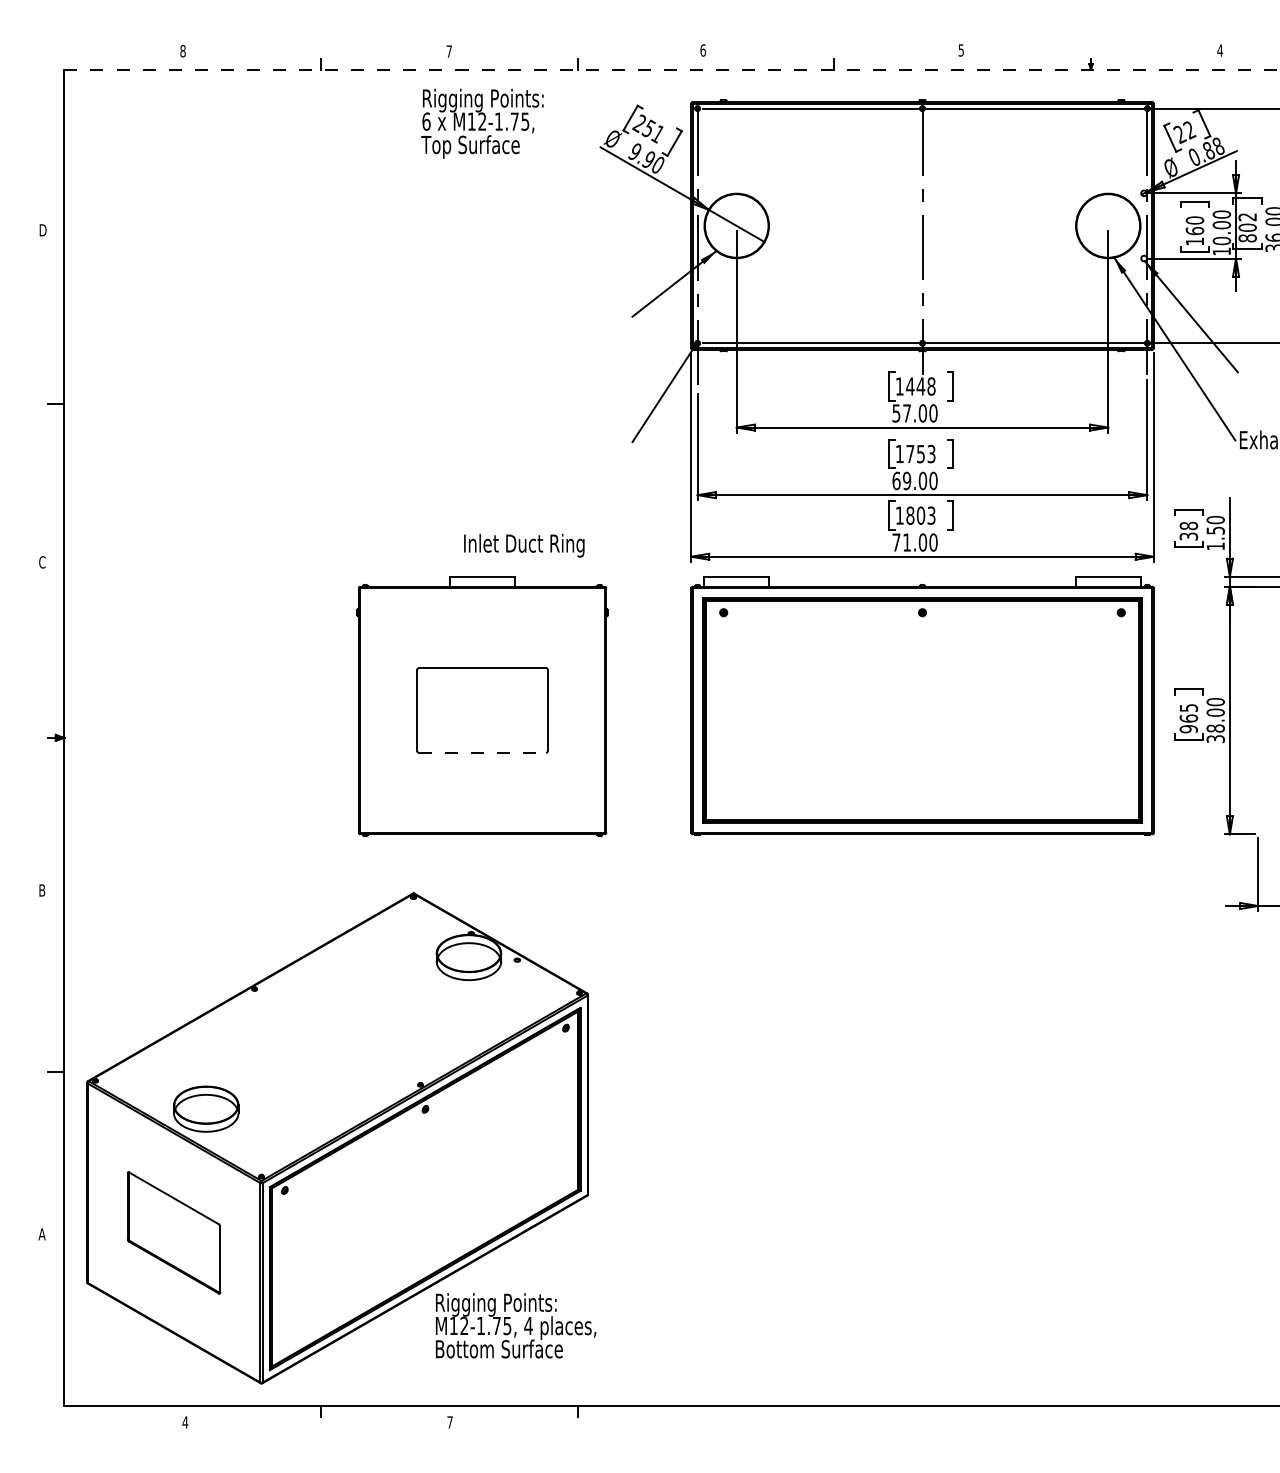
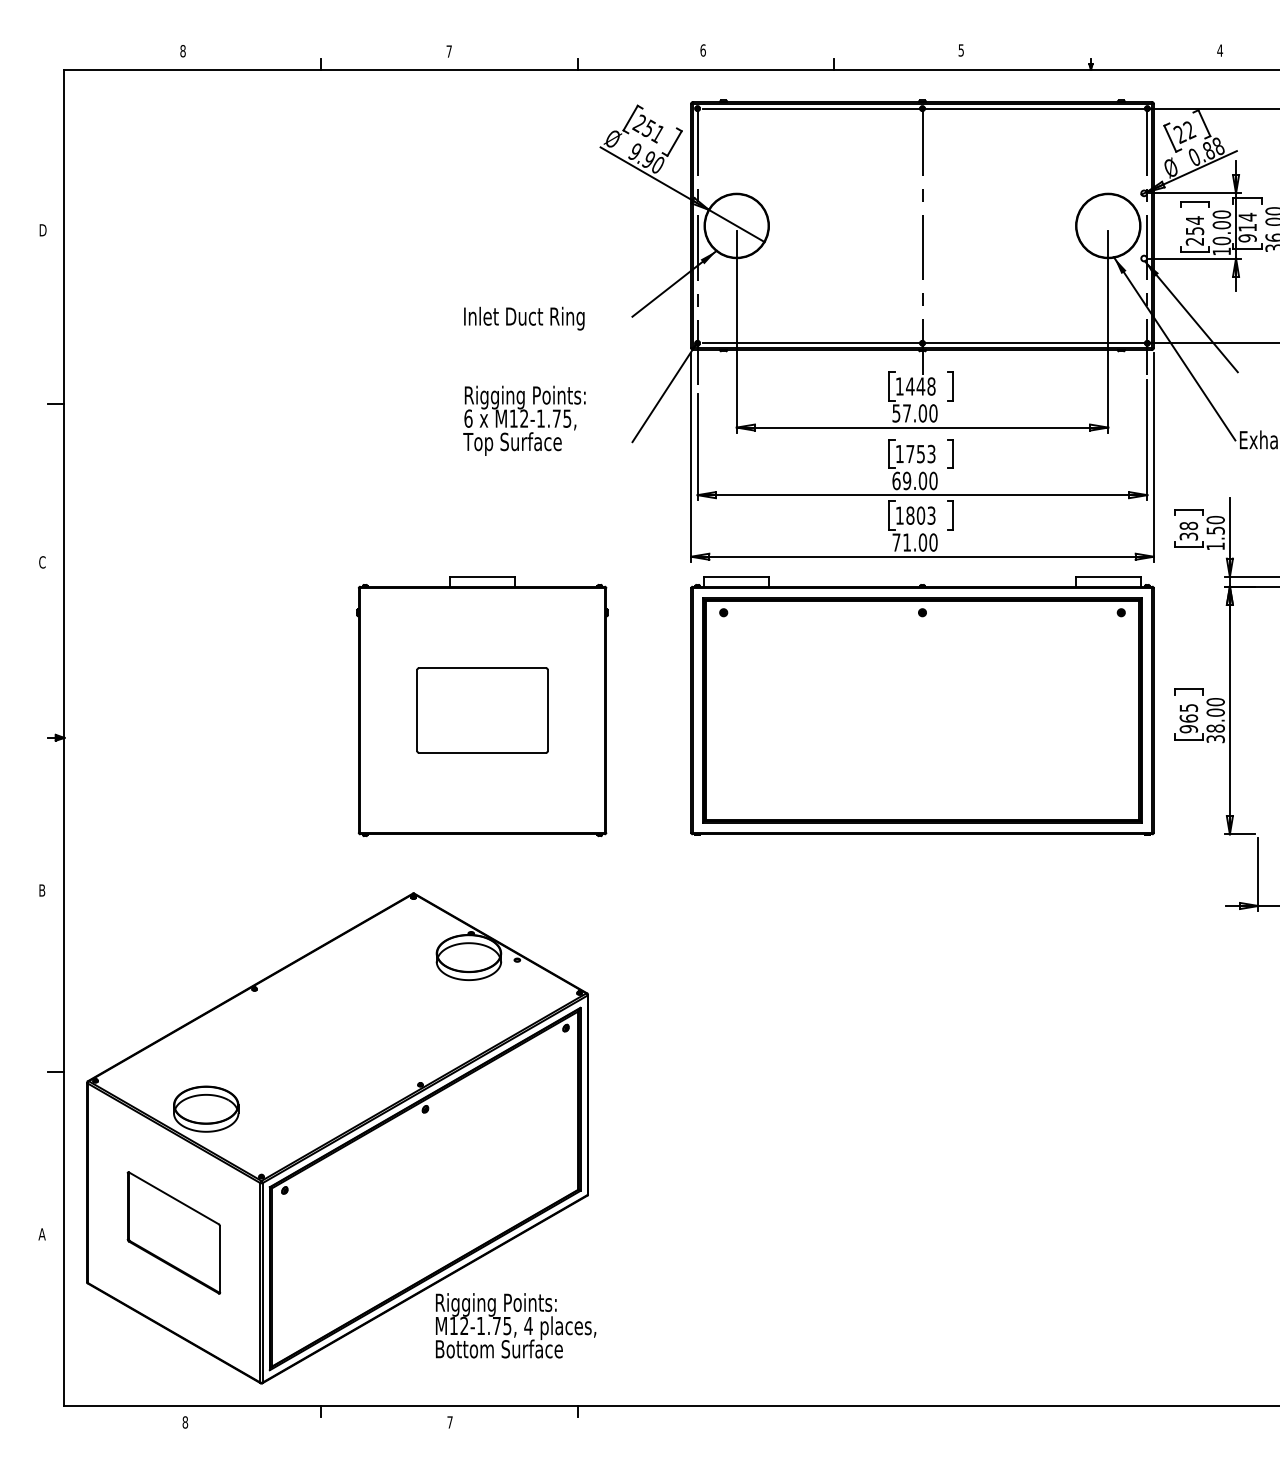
line: dashed -> solid (672, 69)
text position: (482, 123) -> (524, 420) (524, 420)
text: 802 -> 914 (1247, 227)
text: 160 -> 254 (1194, 230)
text position: (524, 545) -> (524, 318) (524, 318)
line: dashed -> solid (482, 752)
text: 4 -> 8 (184, 1422)
